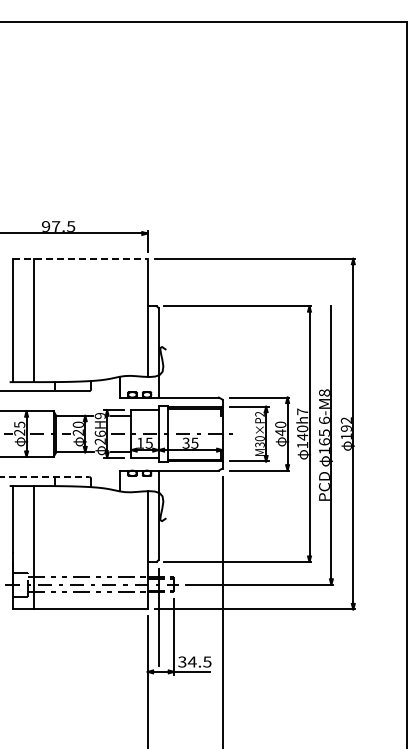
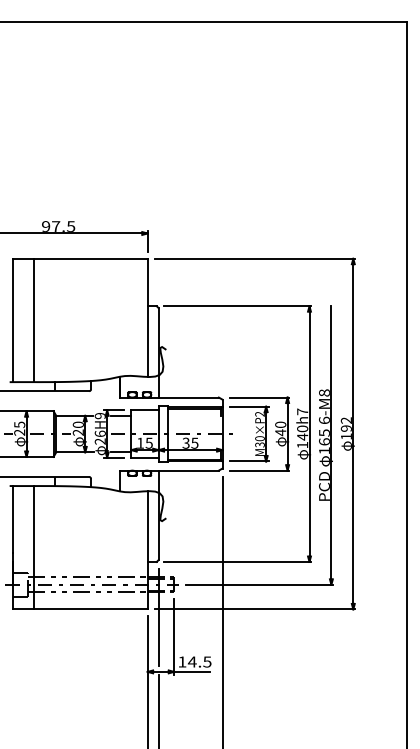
line: dashed -> solid (80, 258)
line: dashed -> solid (45, 477)
text: 34.5 -> 14.5 (182, 661)
line: none -> present (158, 710)
